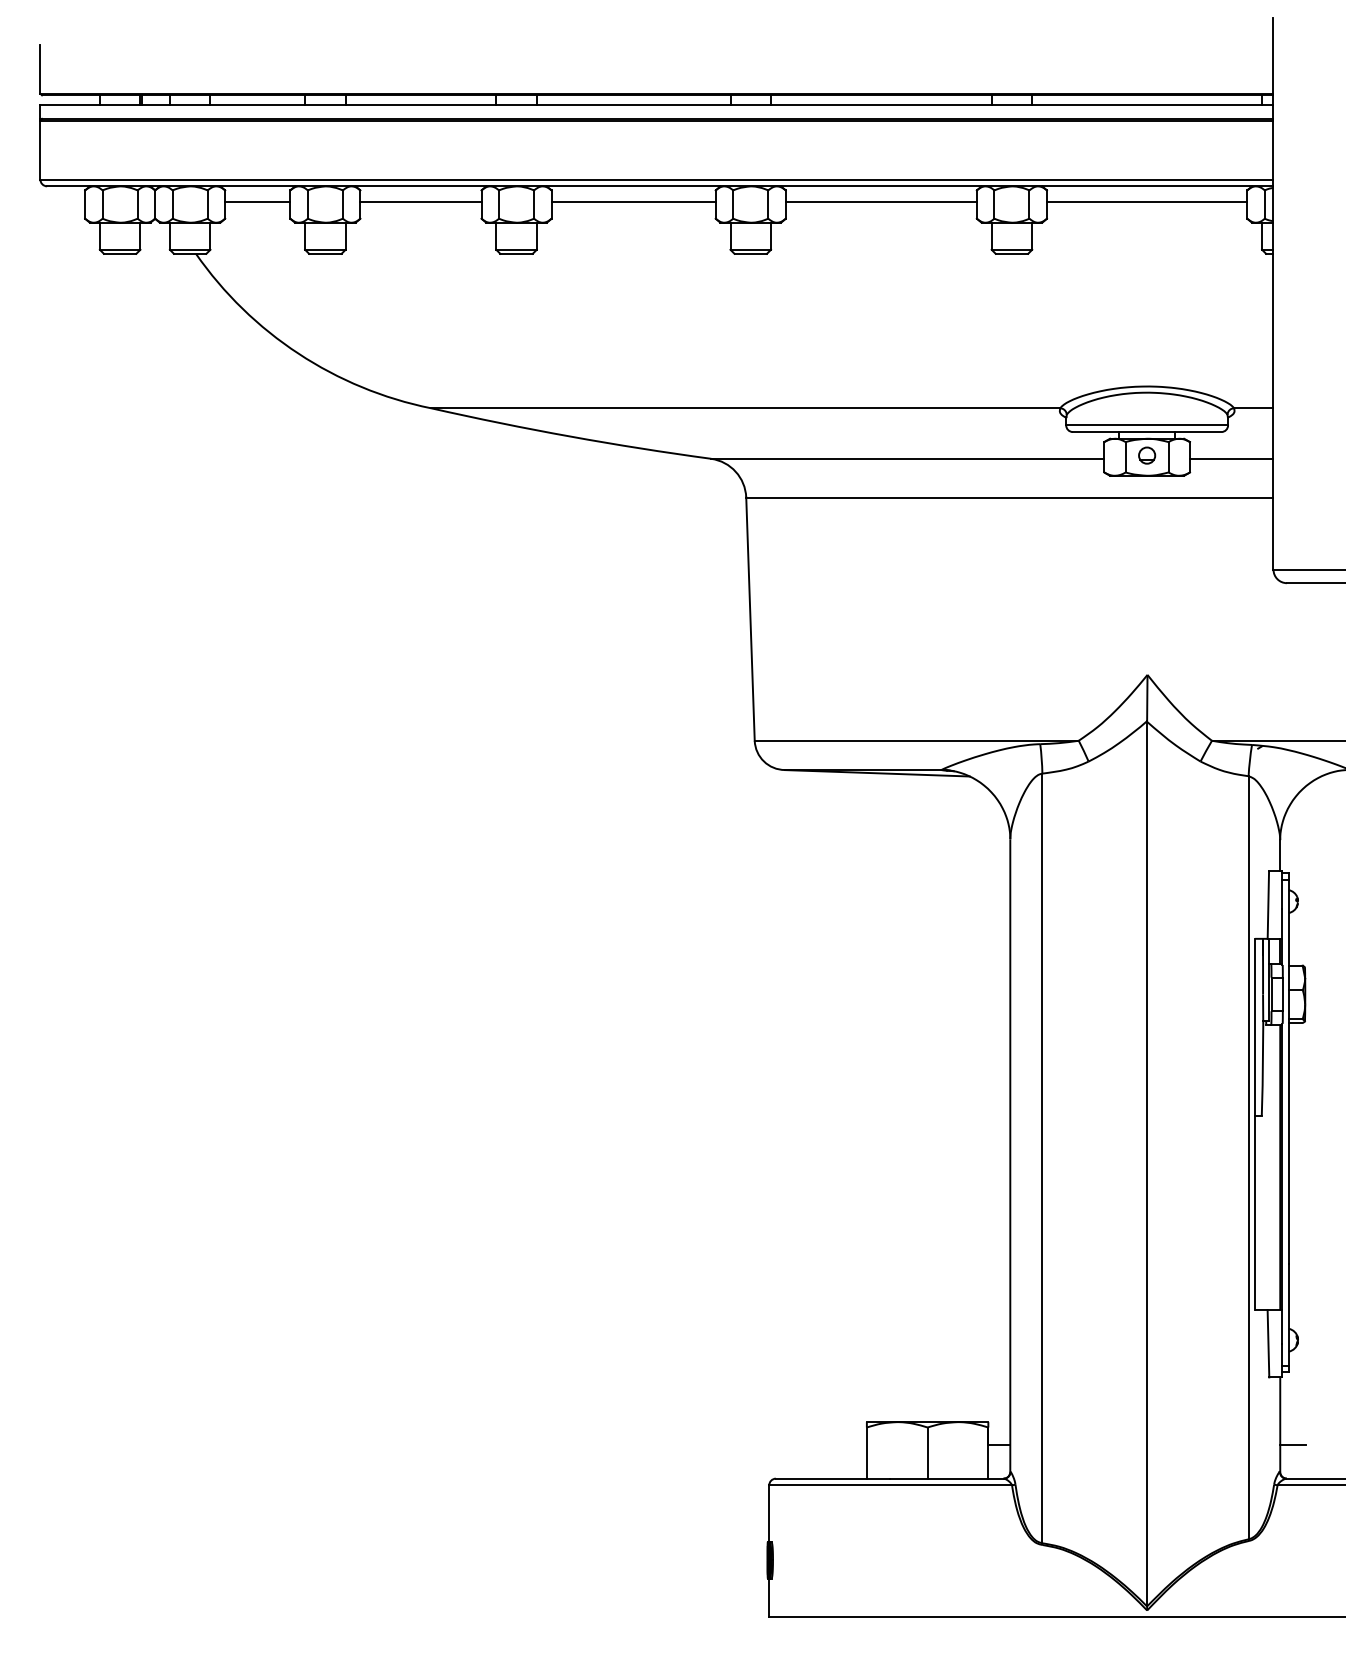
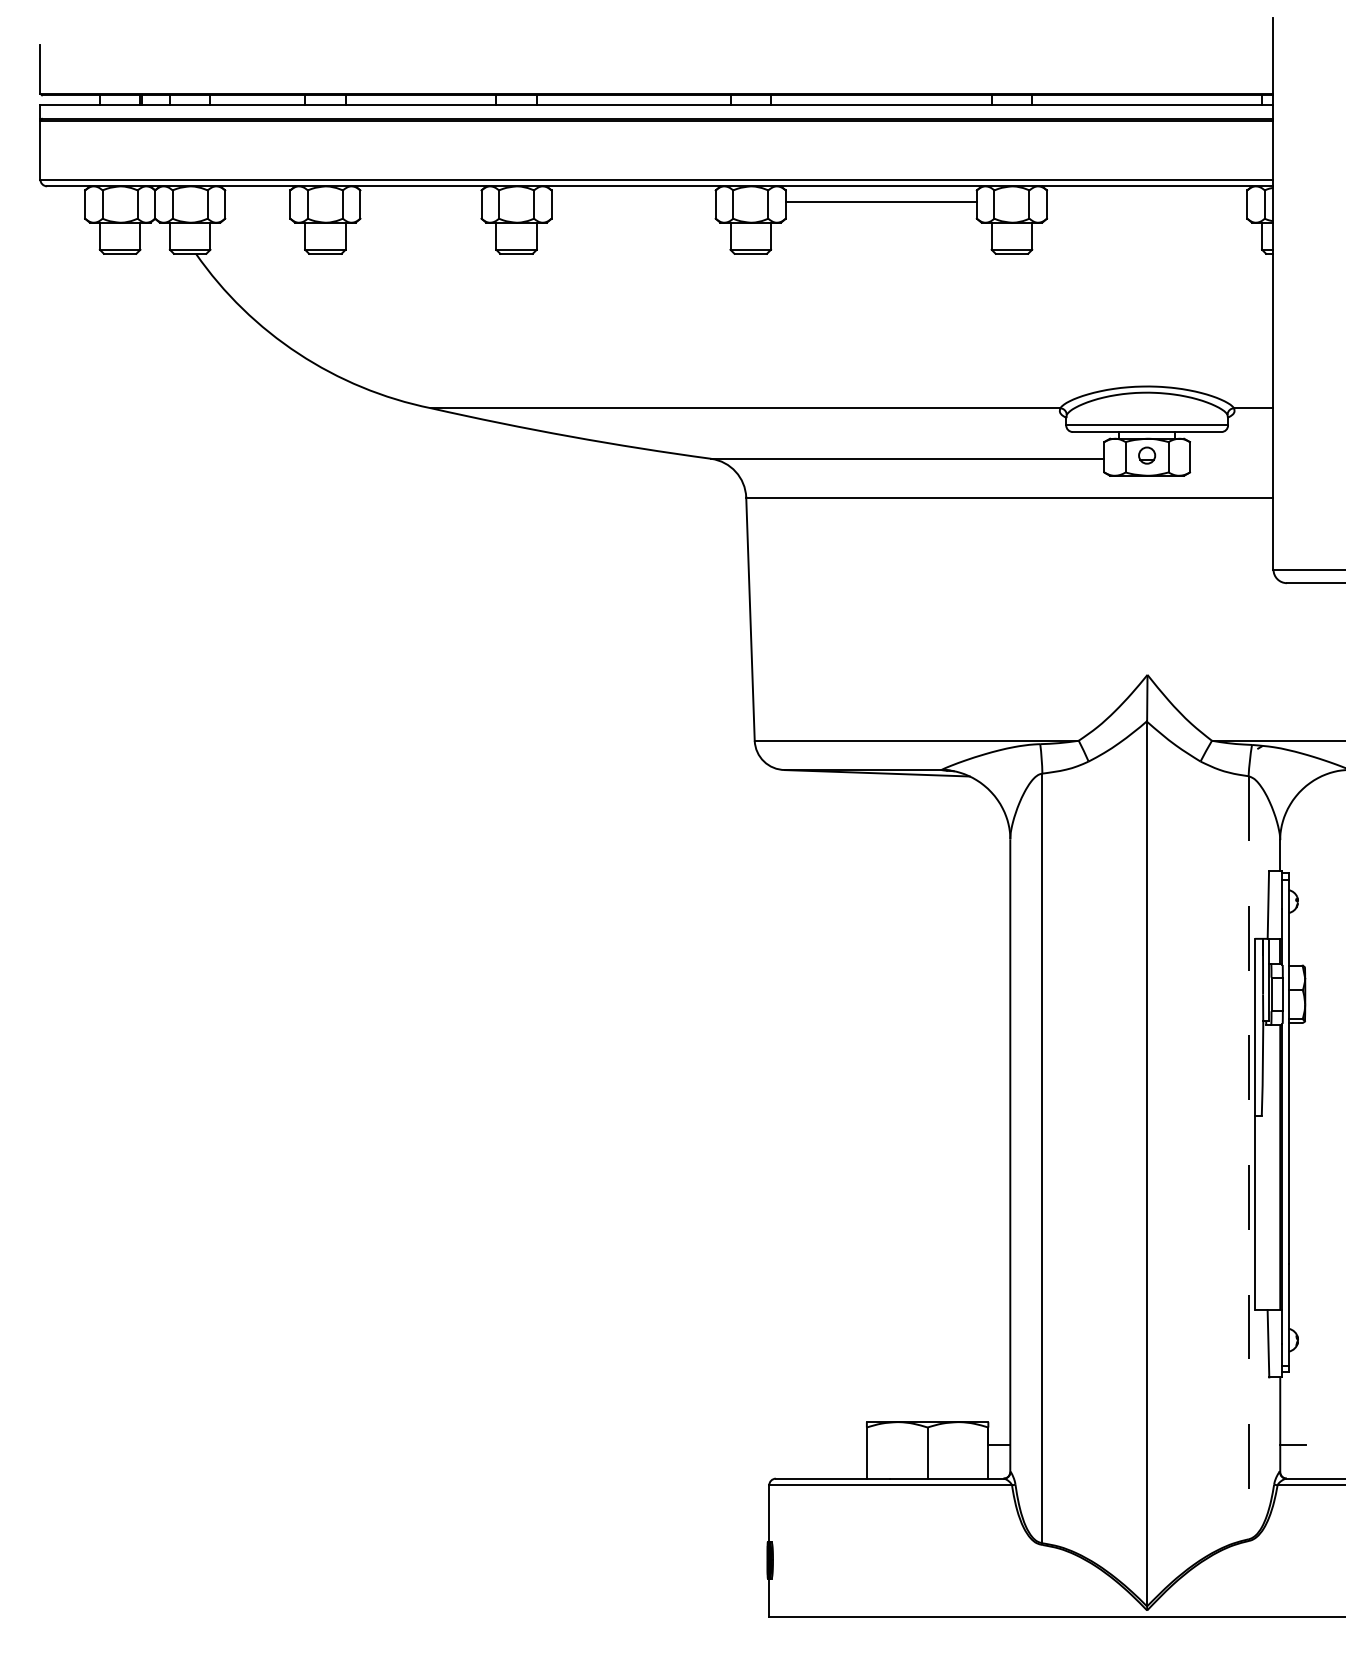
line: present -> none (257, 201)
line: present -> none (420, 201)
line: present -> none (633, 201)
line: present -> none (1146, 201)
line: present -> none (1231, 458)
line: solid -> dashed (1248, 1157)
